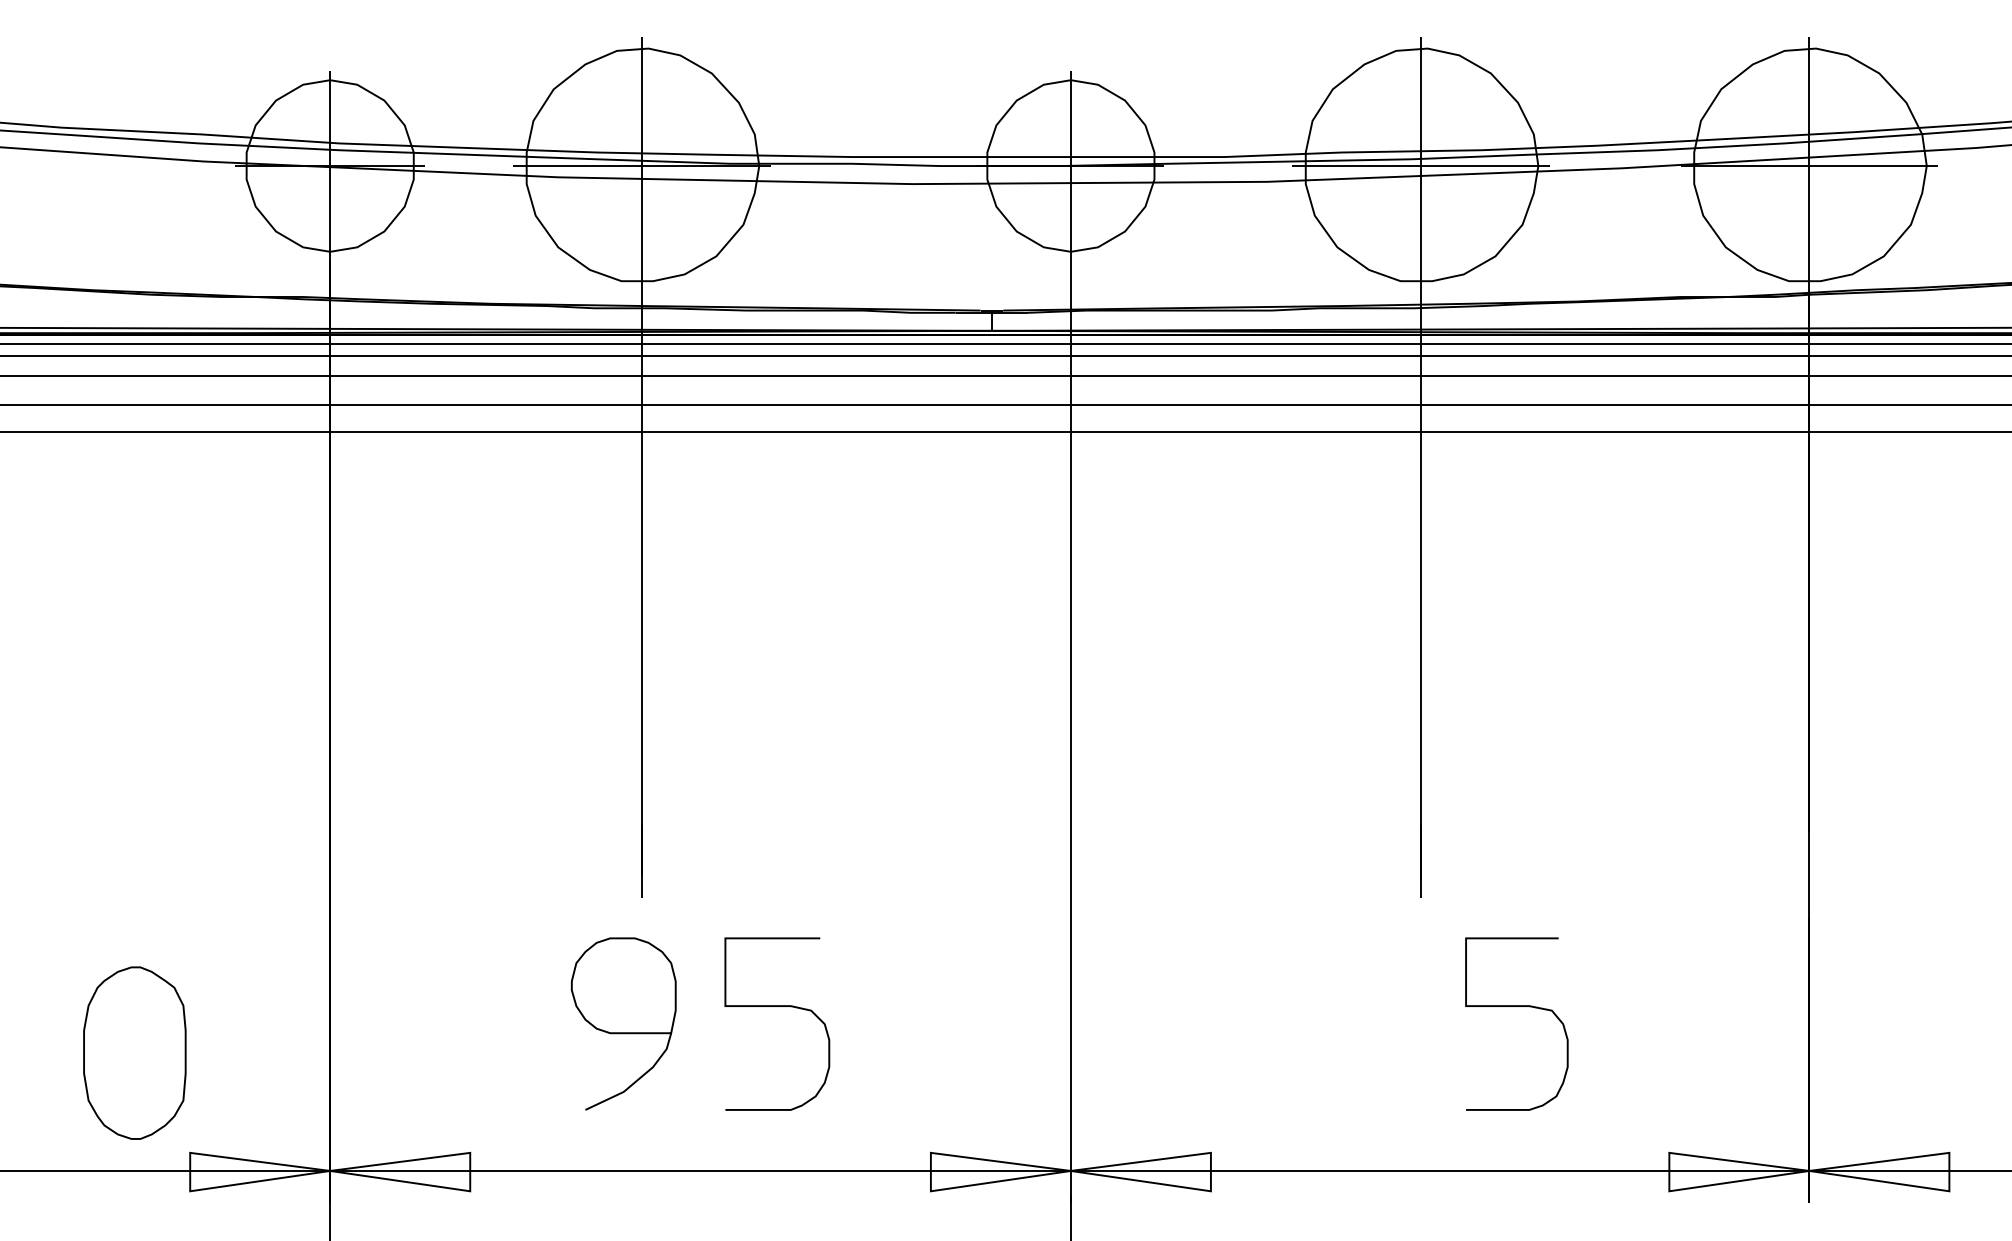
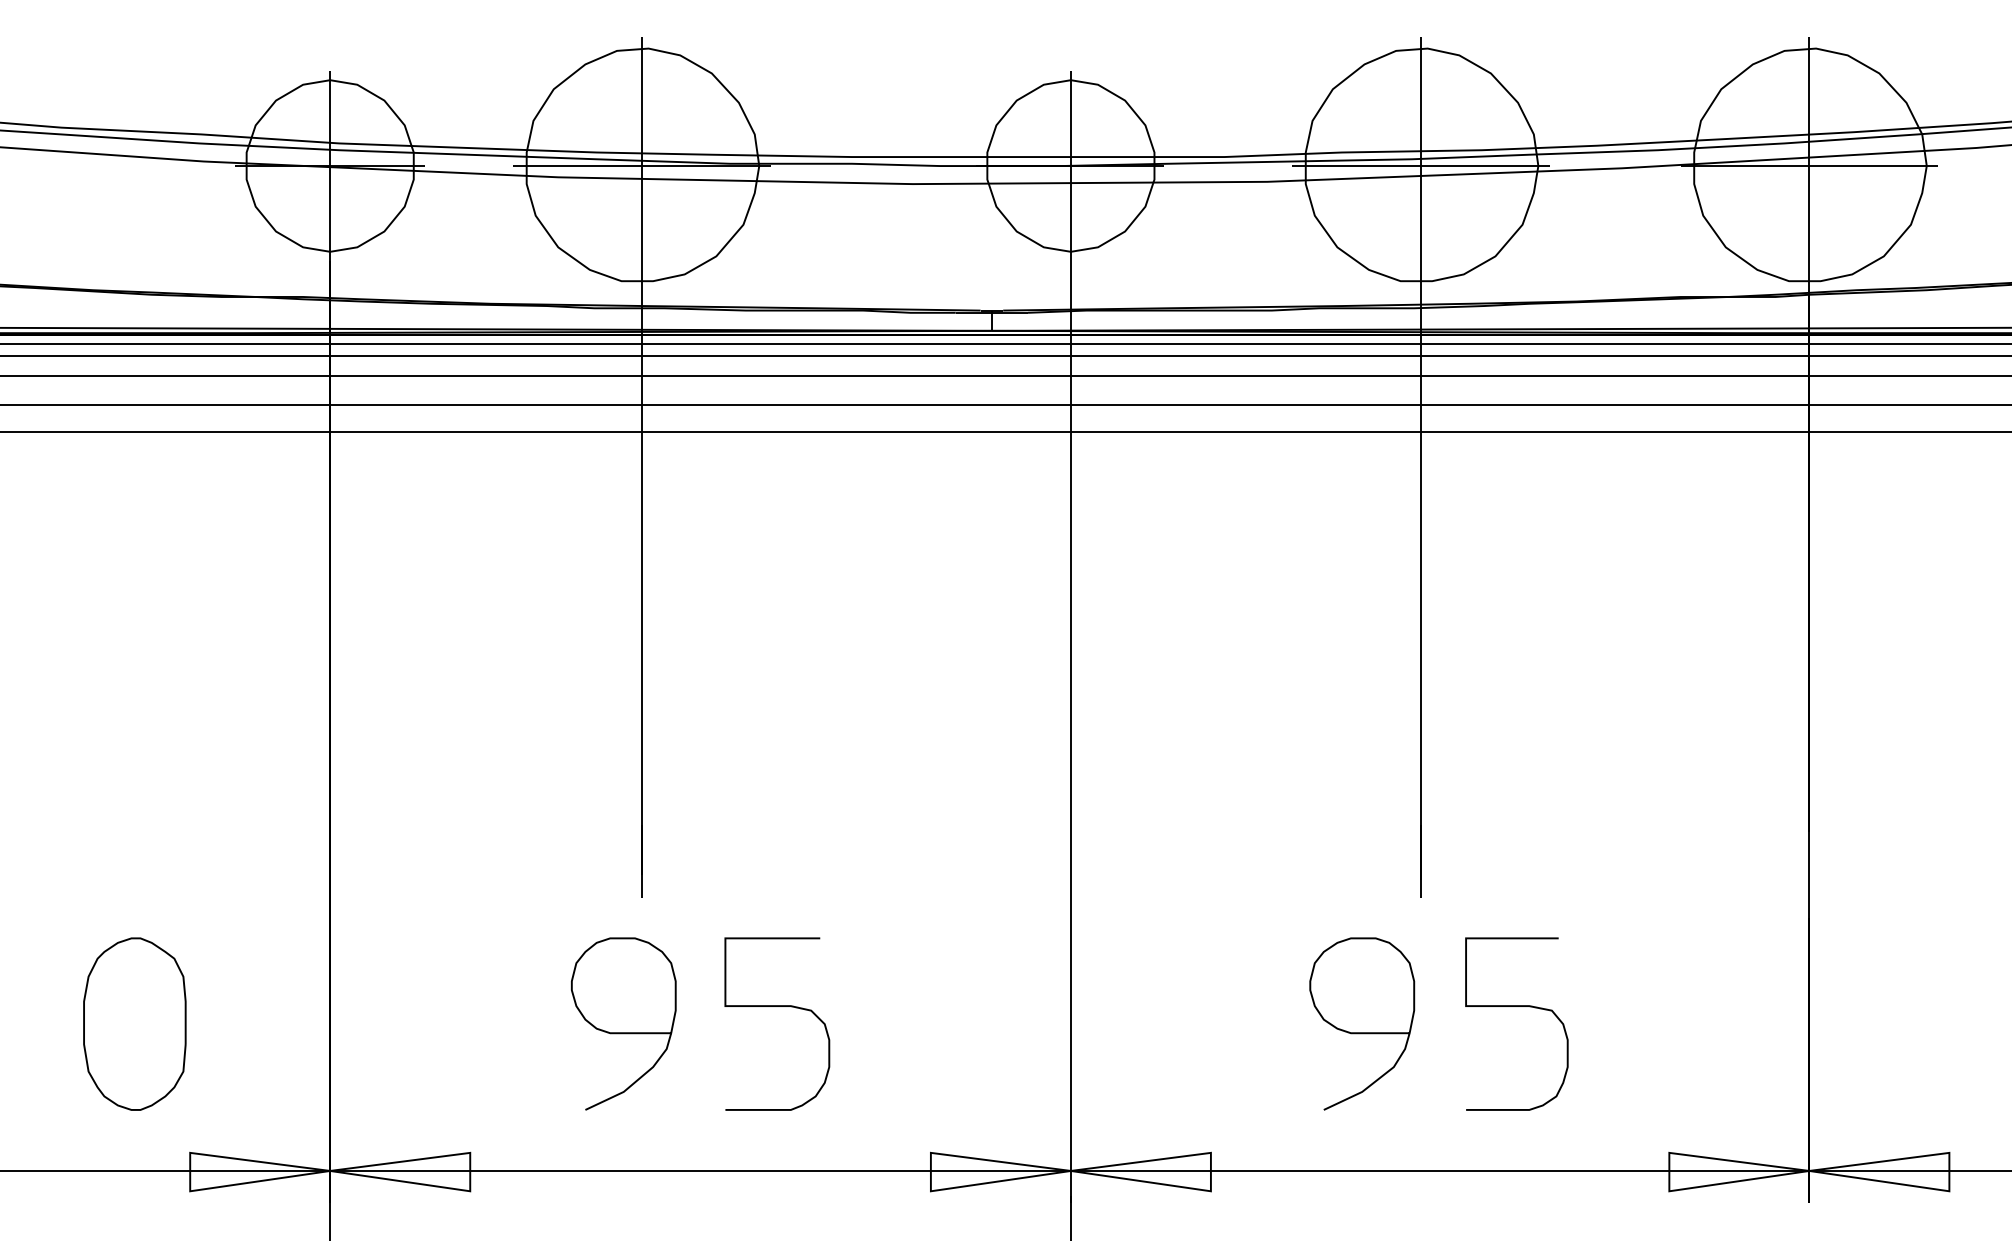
curve: none -> present (1362, 1032)
part position: (134, 1052) -> (134, 1023) (134, 1023)
